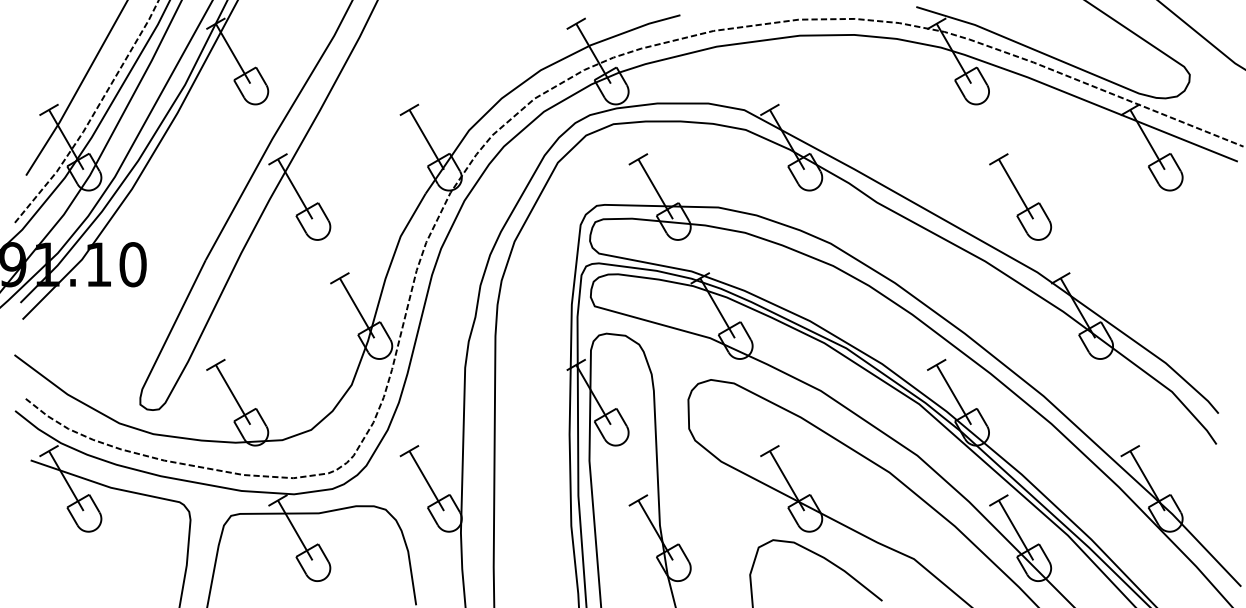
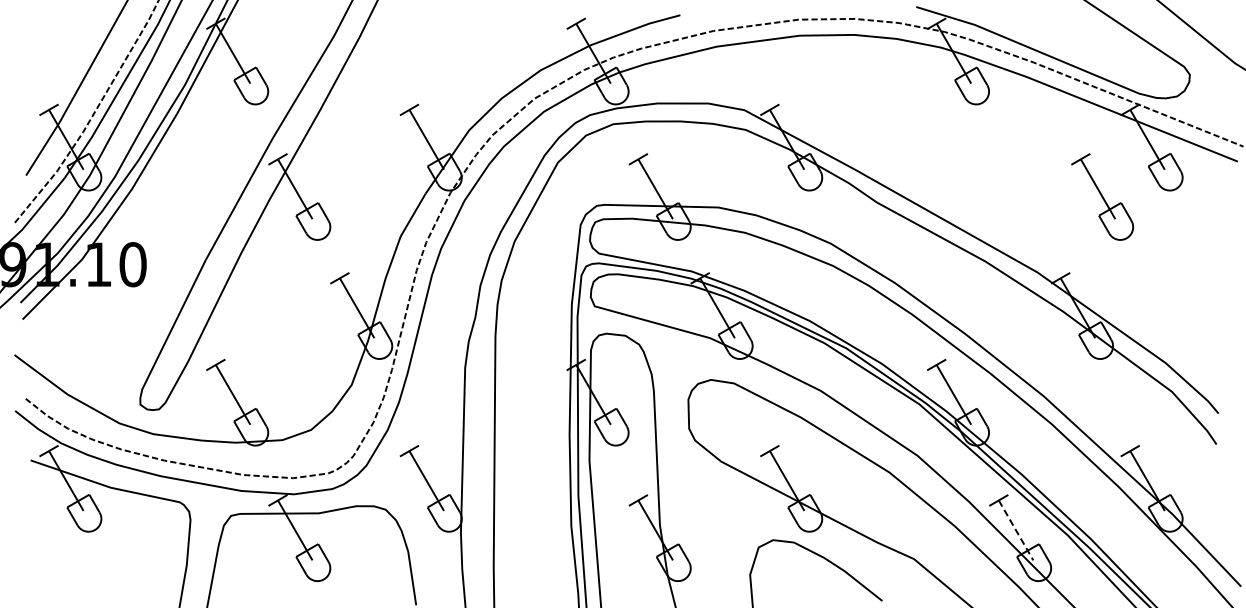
part position: (1020, 196) -> (1102, 196) (1102, 196)
line: solid -> dashed (1016, 530)
